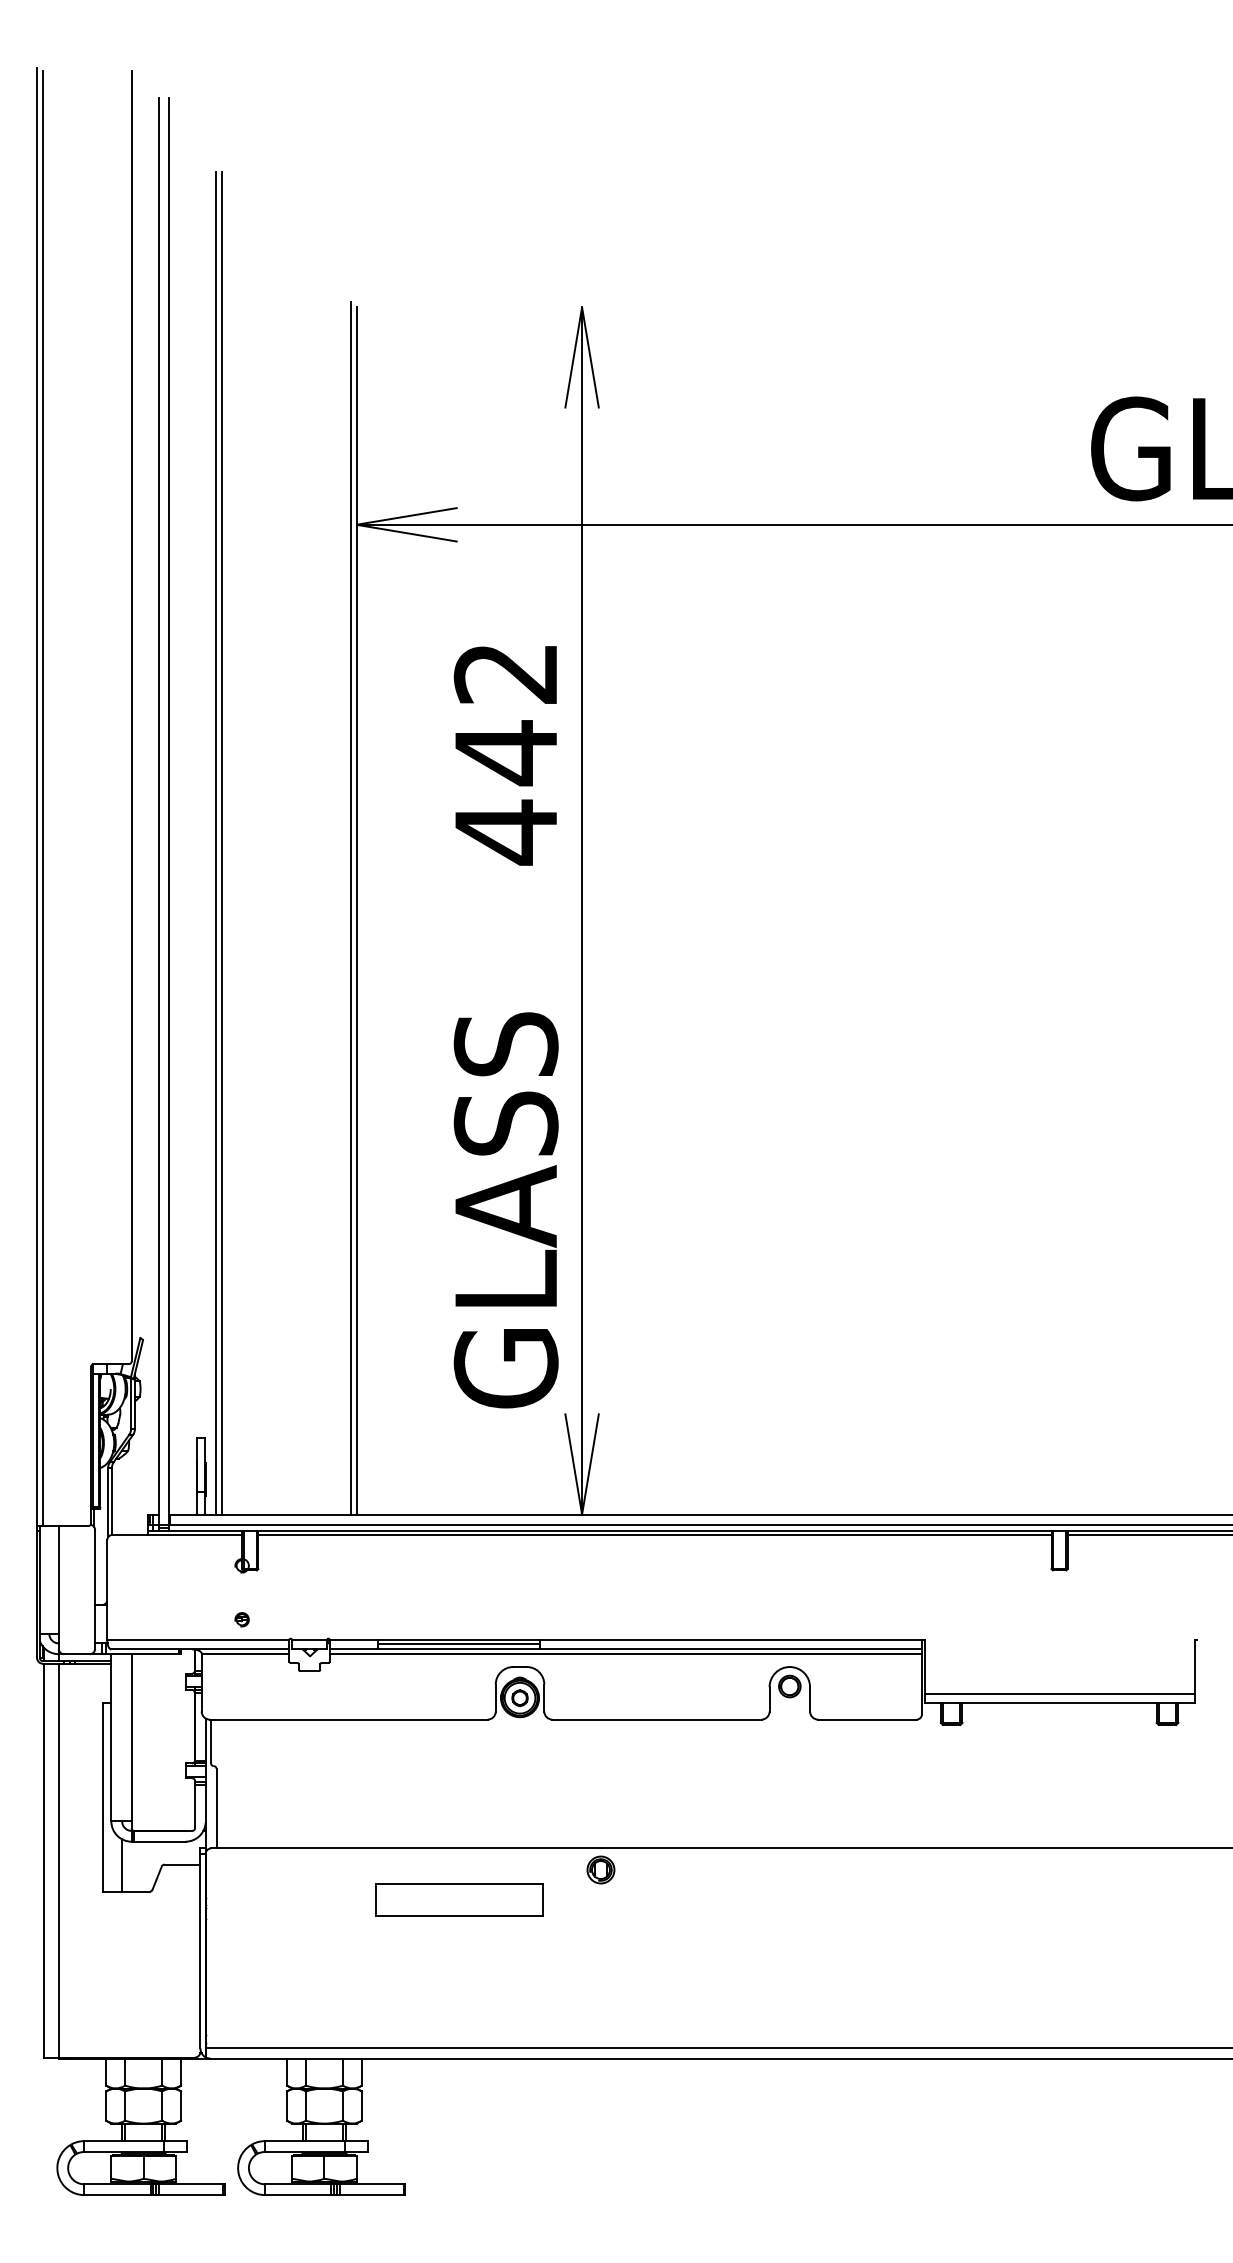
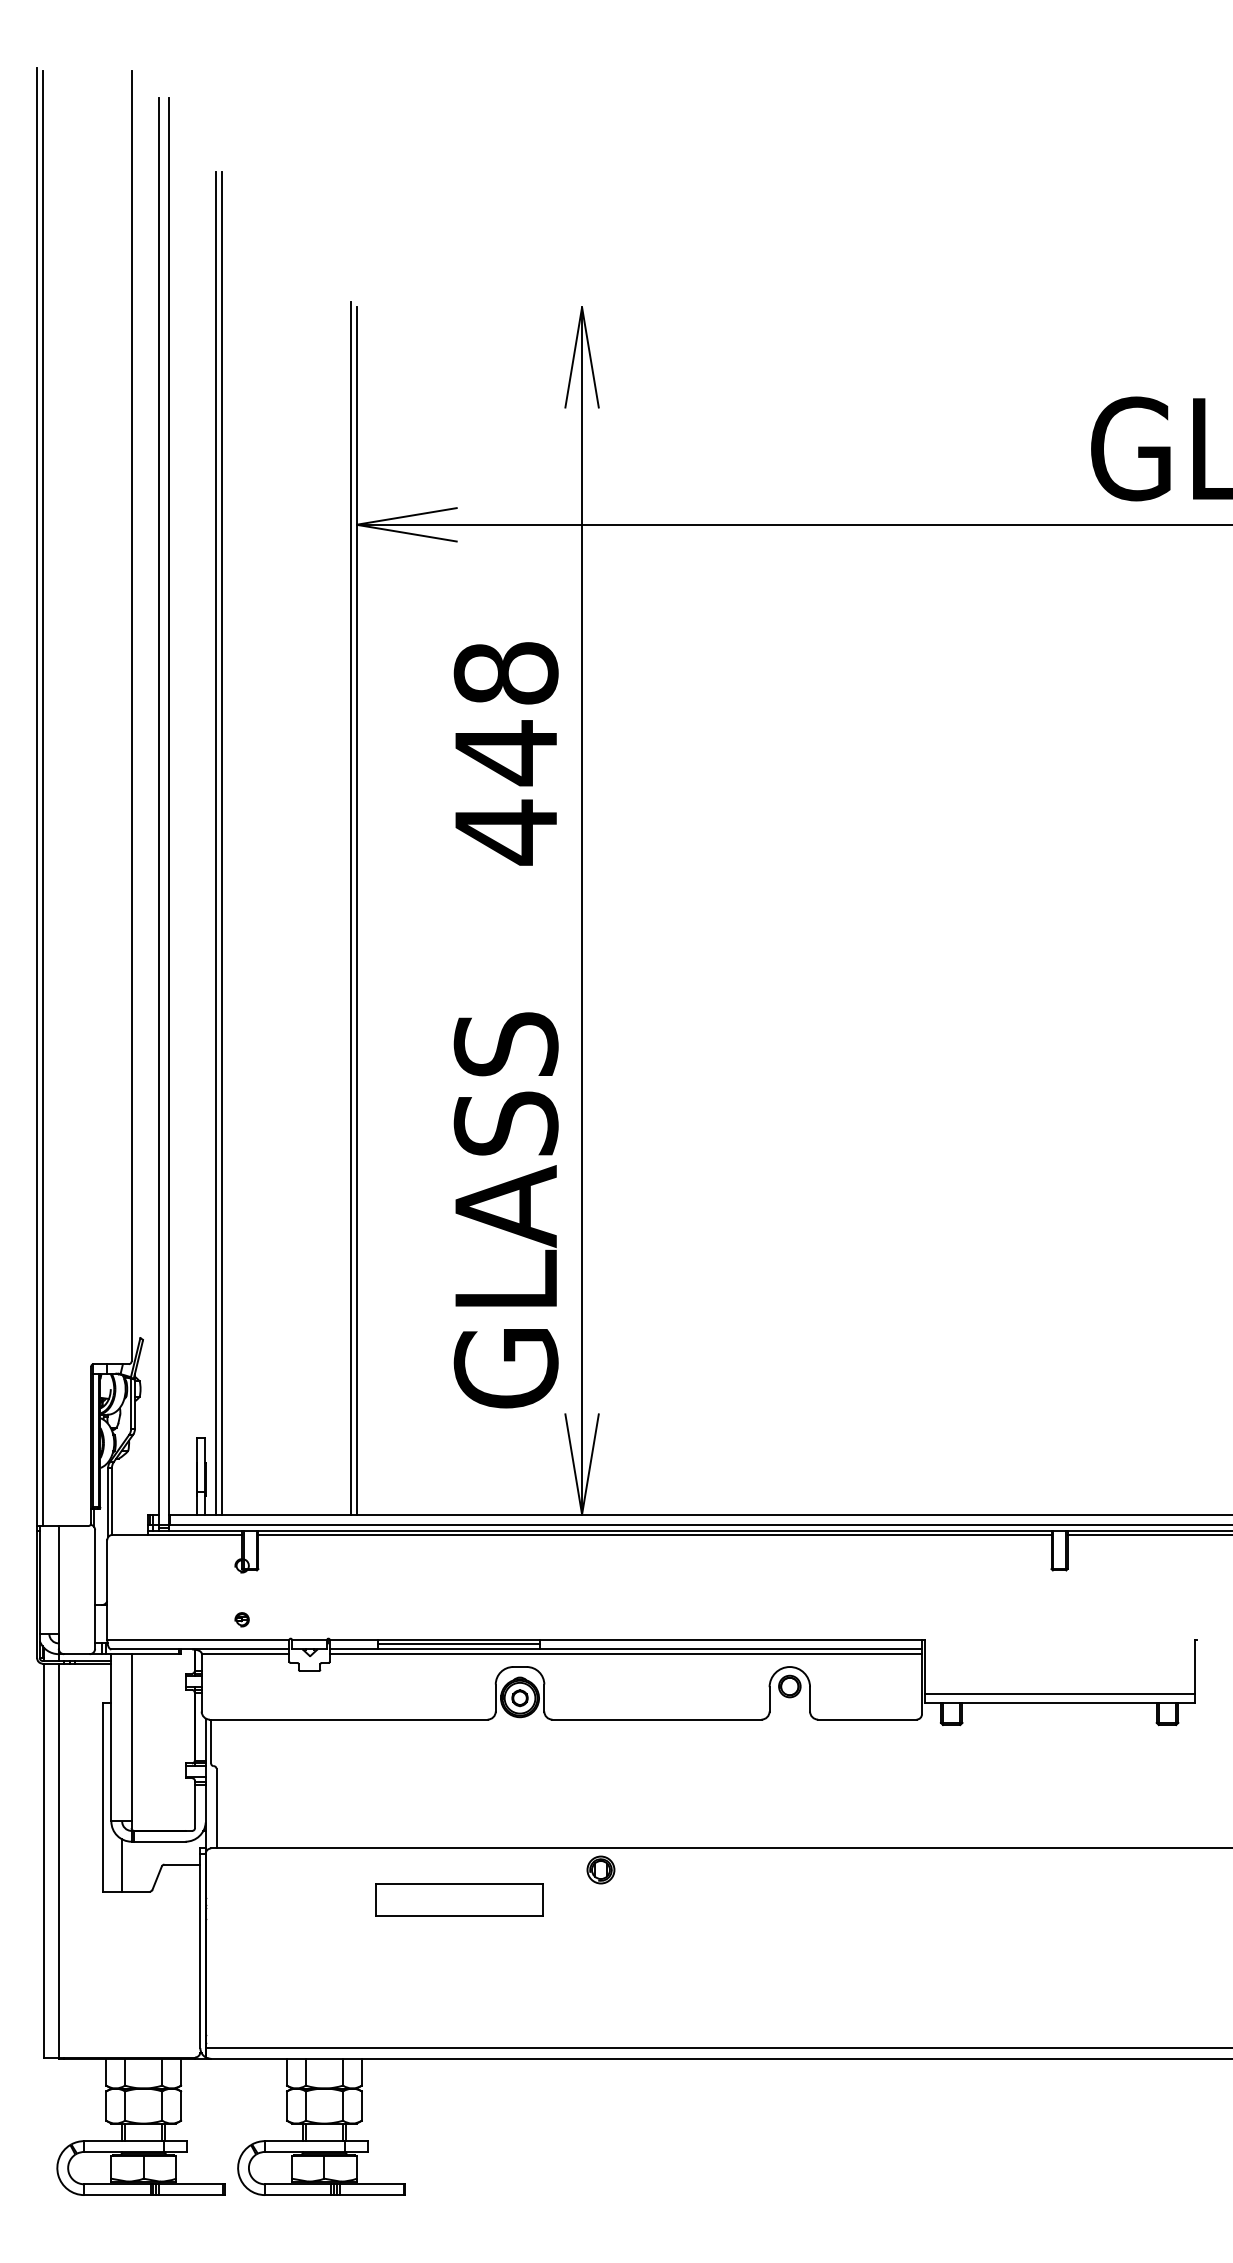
text: 442 -> 448 (505, 673)
